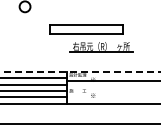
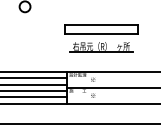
part position: (86, 29) -> (101, 29) (101, 29)
line: dashed -> solid (80, 71)
line position: (112, 80) -> (112, 87) (112, 87)
